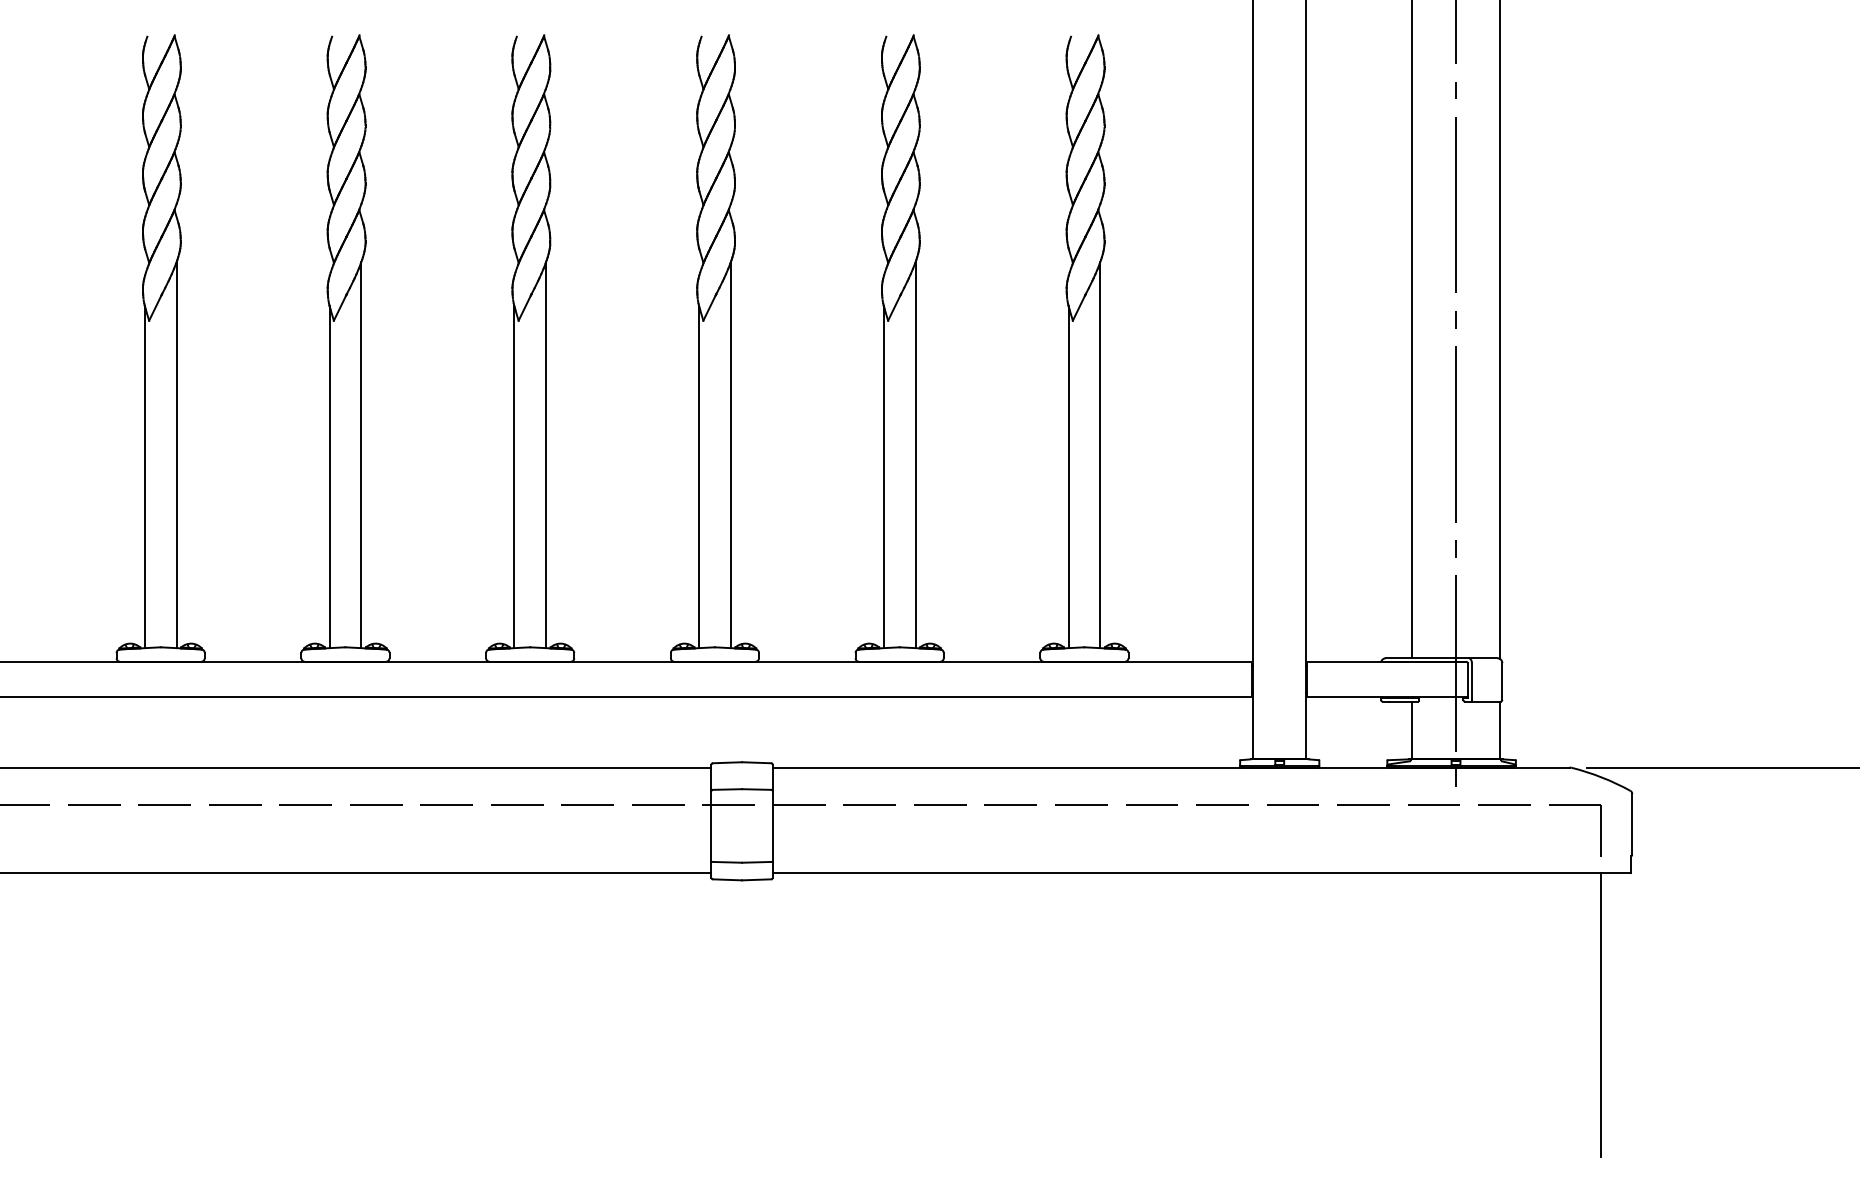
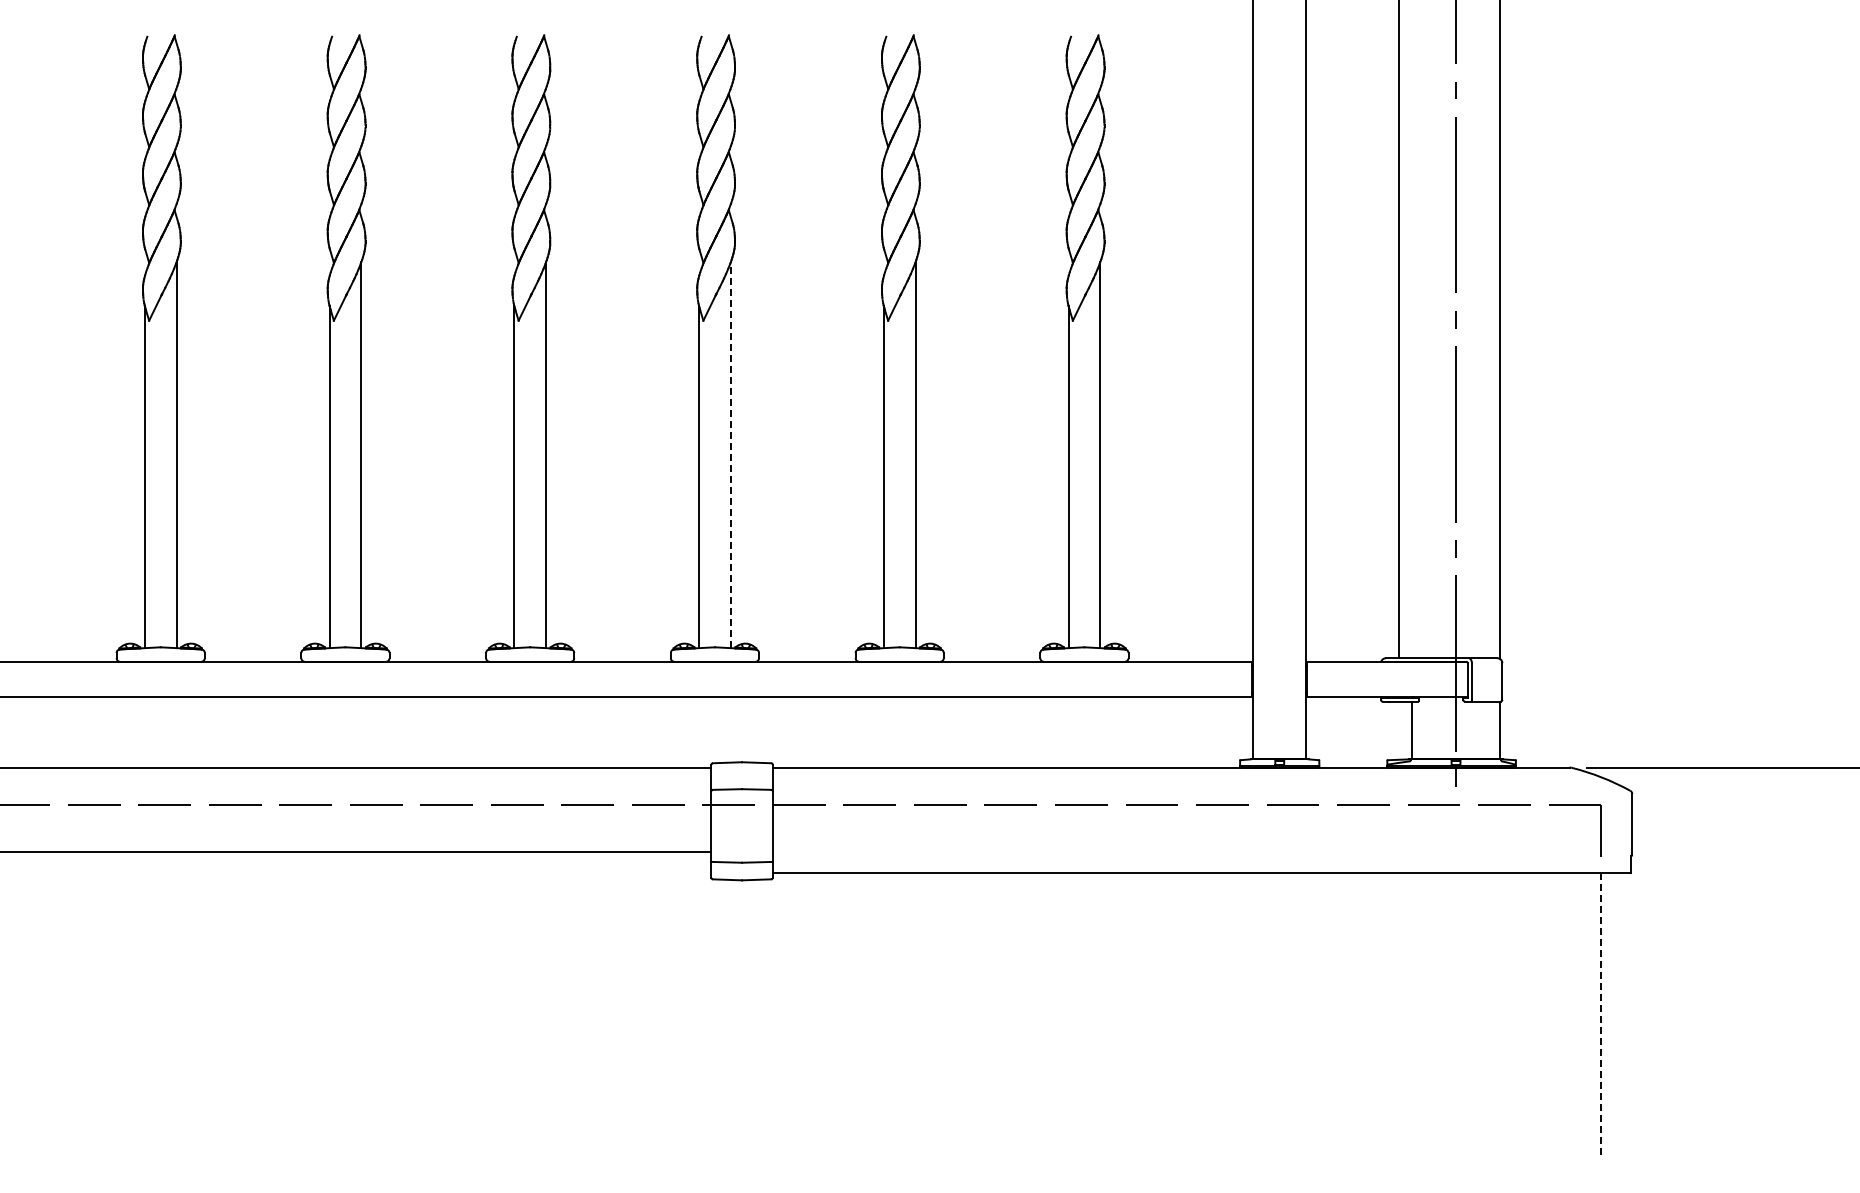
line position: (1411, 330) -> (1398, 330) (1398, 330)
line: solid -> dashed (730, 455)
line position: (356, 873) -> (356, 852) (356, 852)
line: solid -> dashed (1601, 1015)
